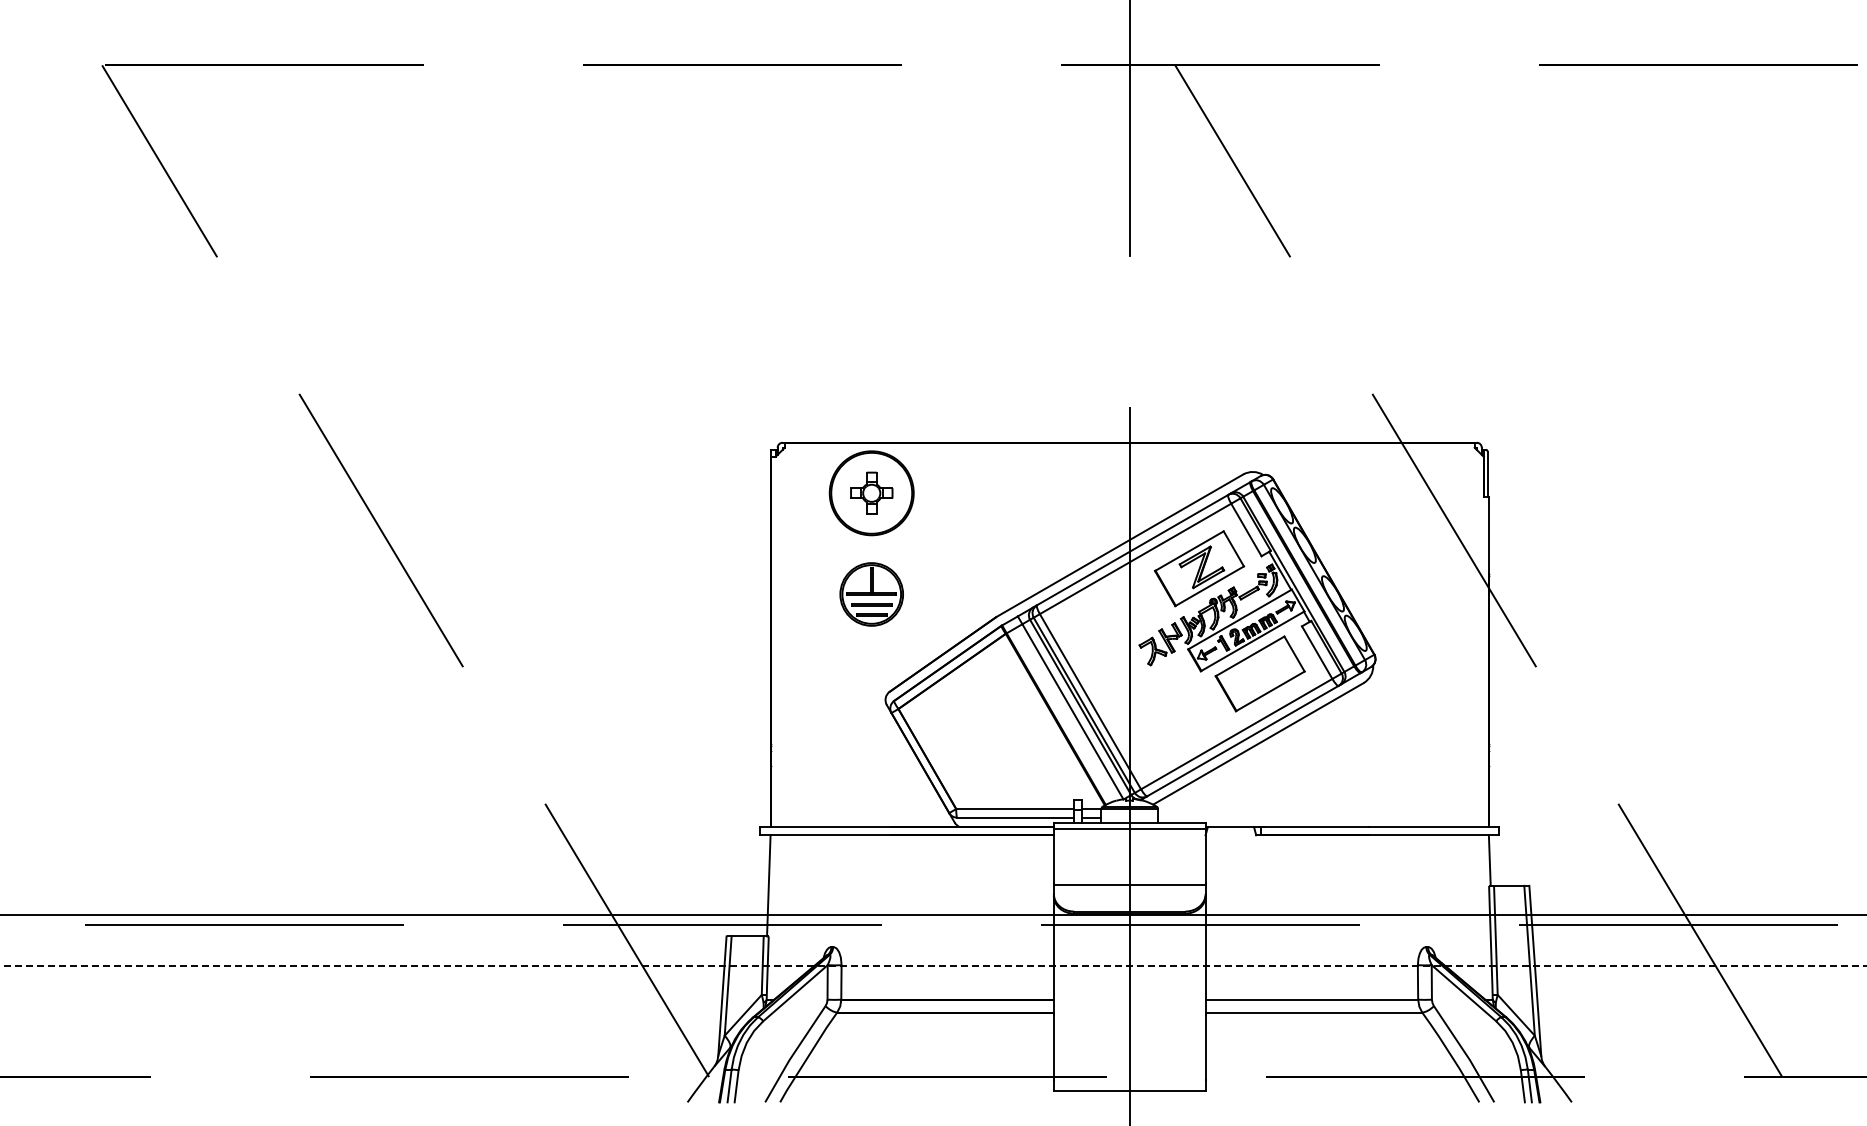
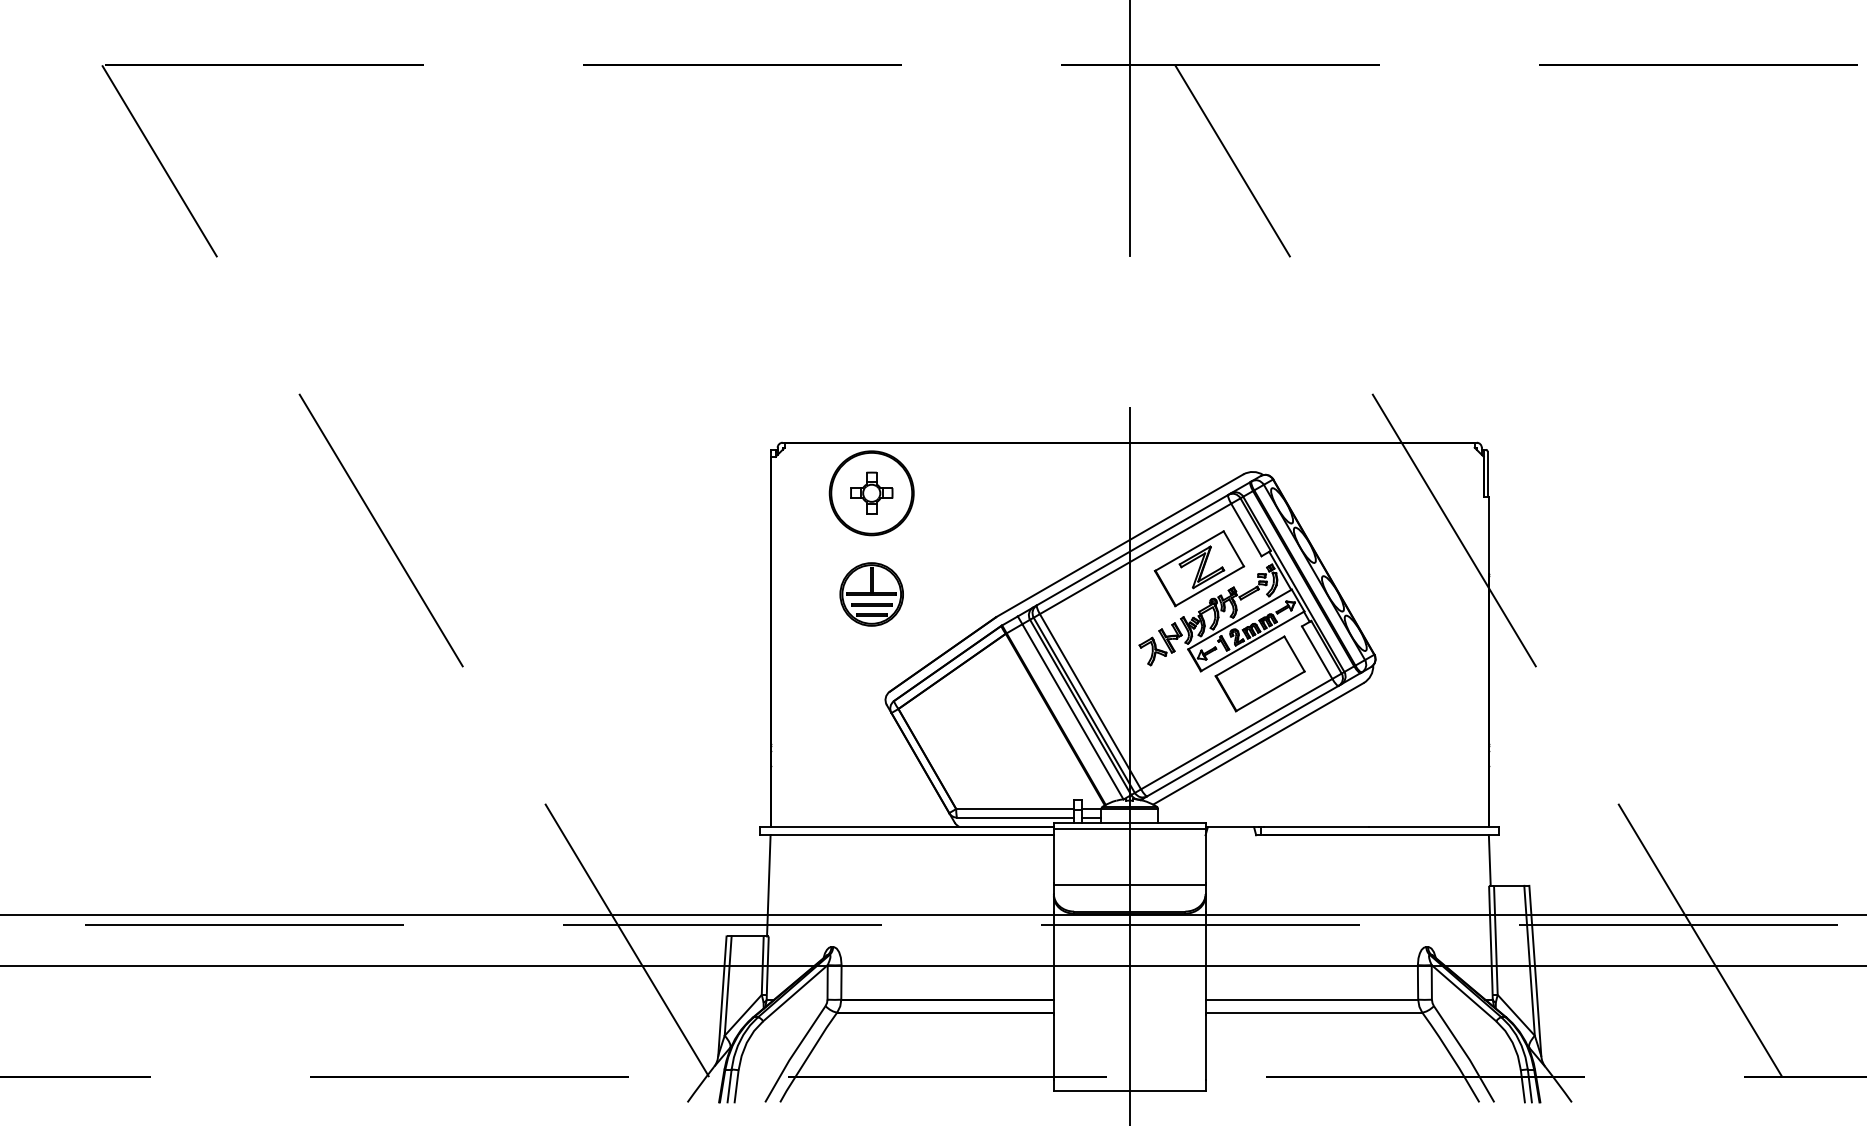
line: dashed -> solid (934, 965)
